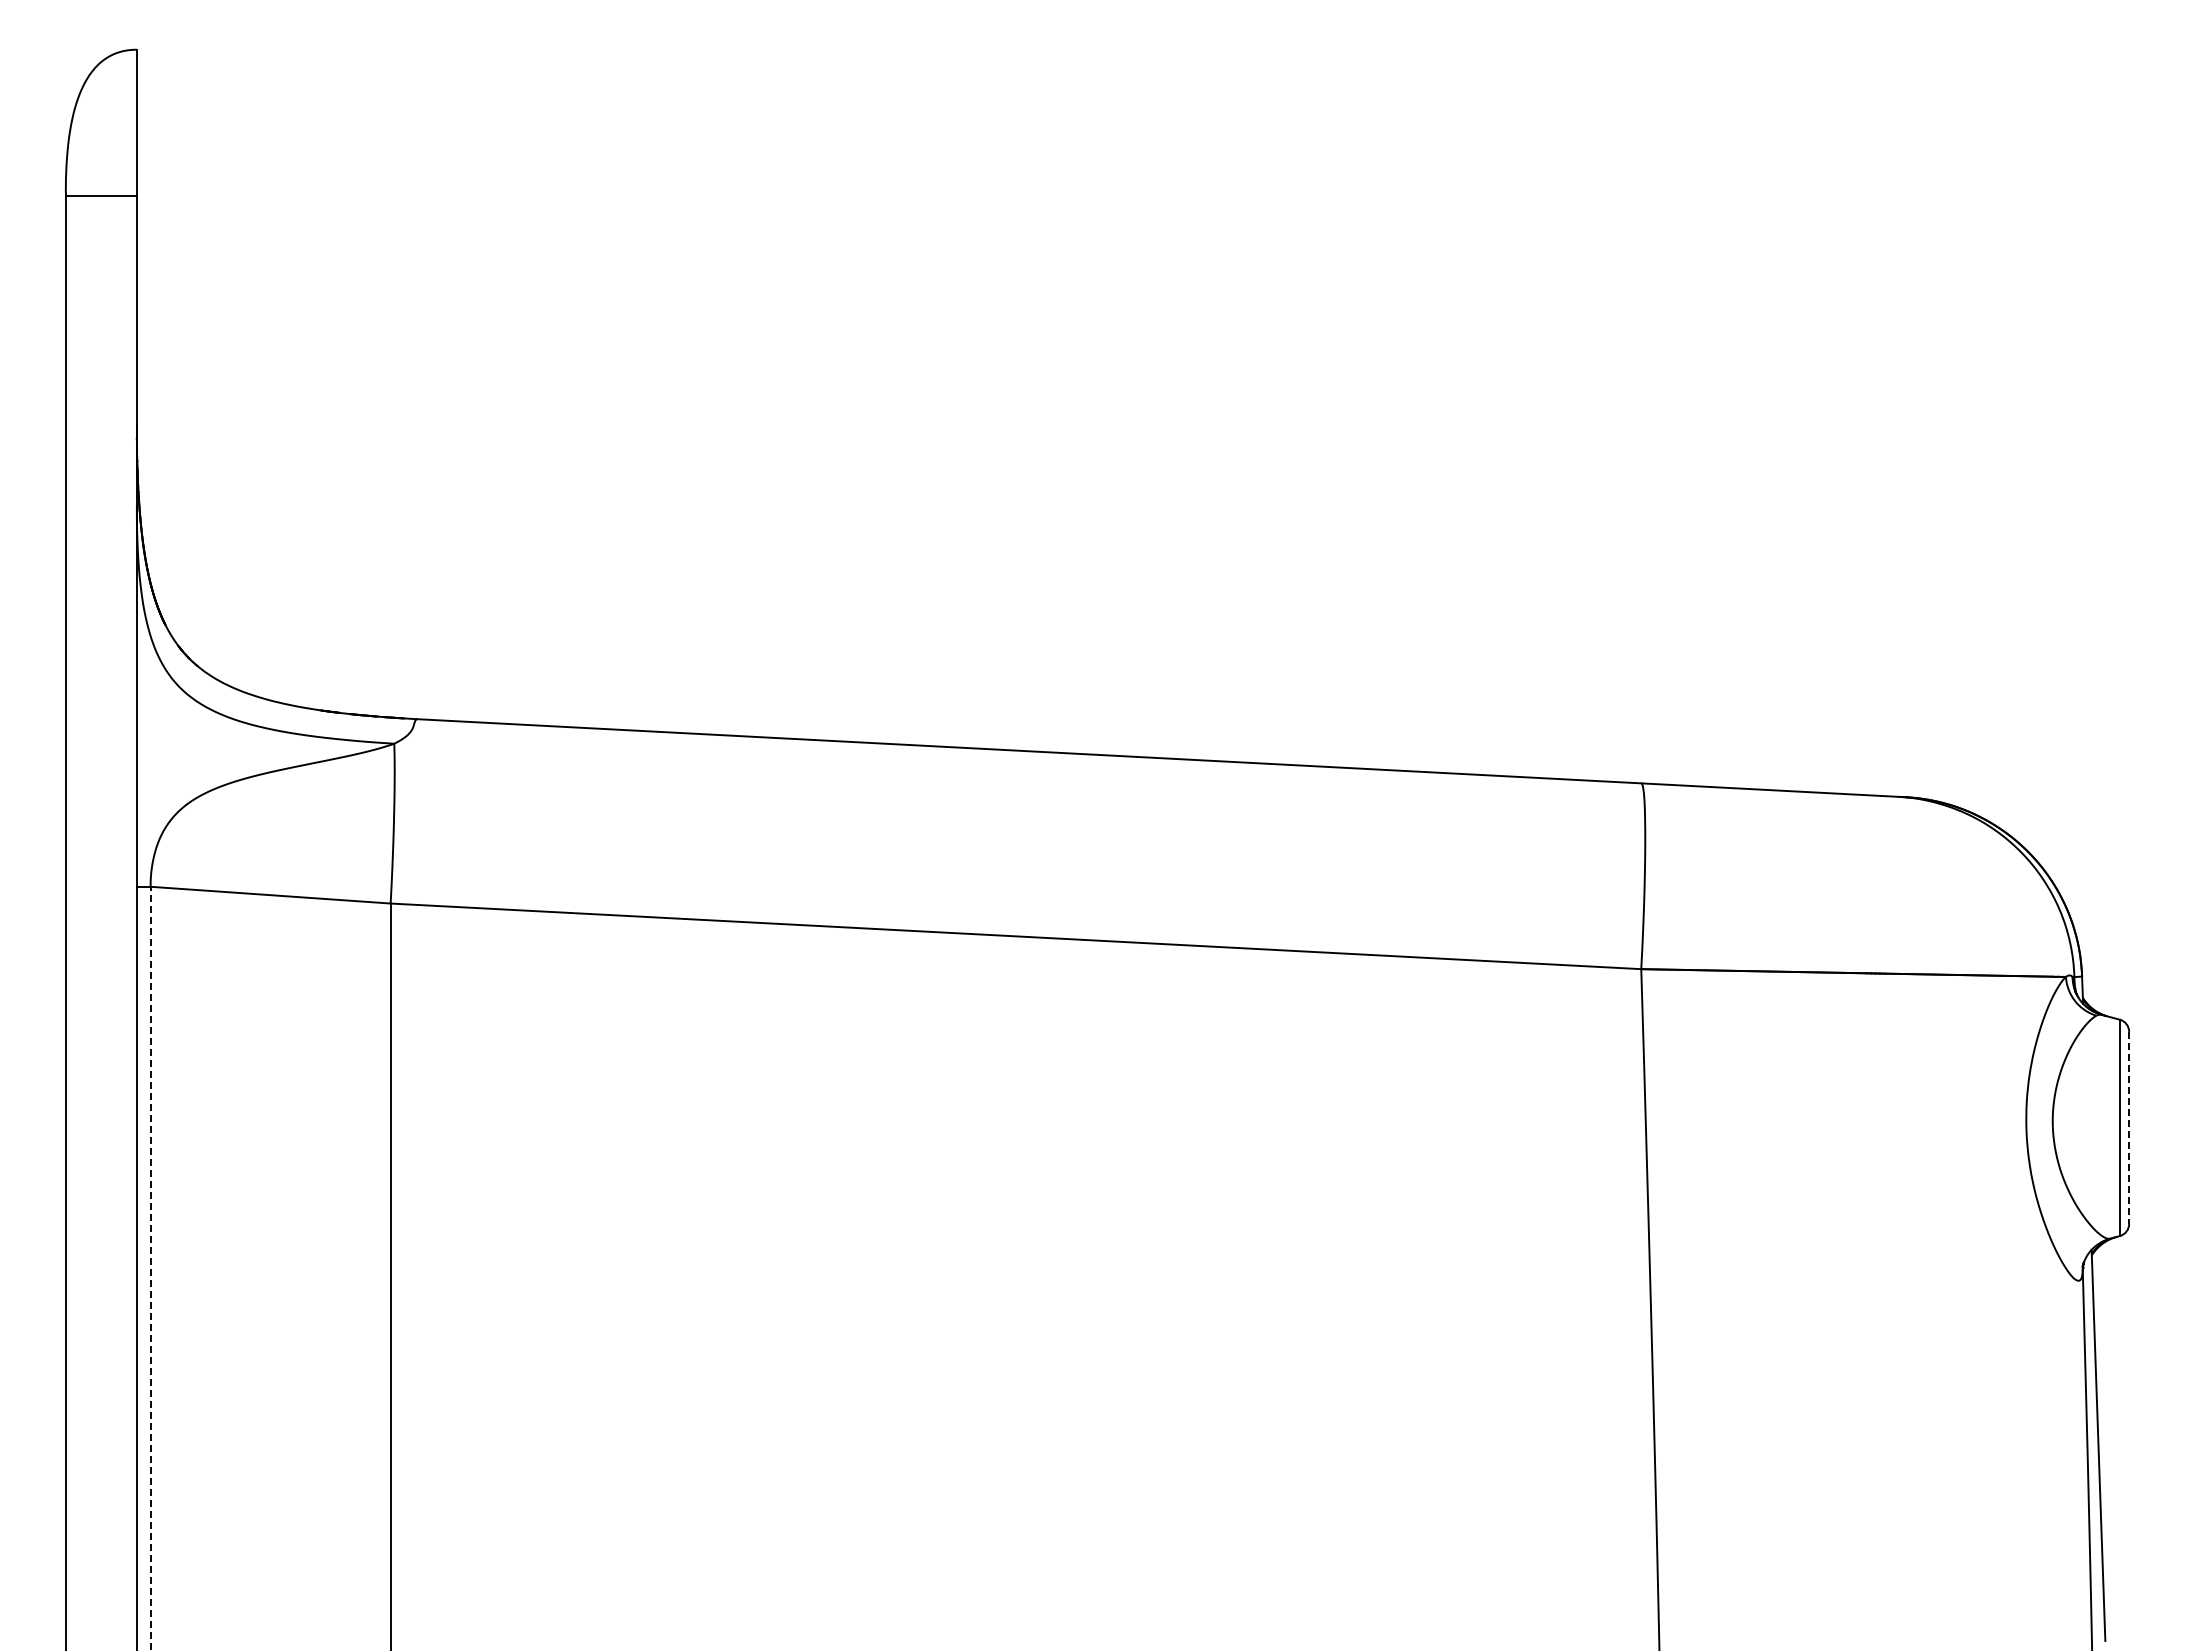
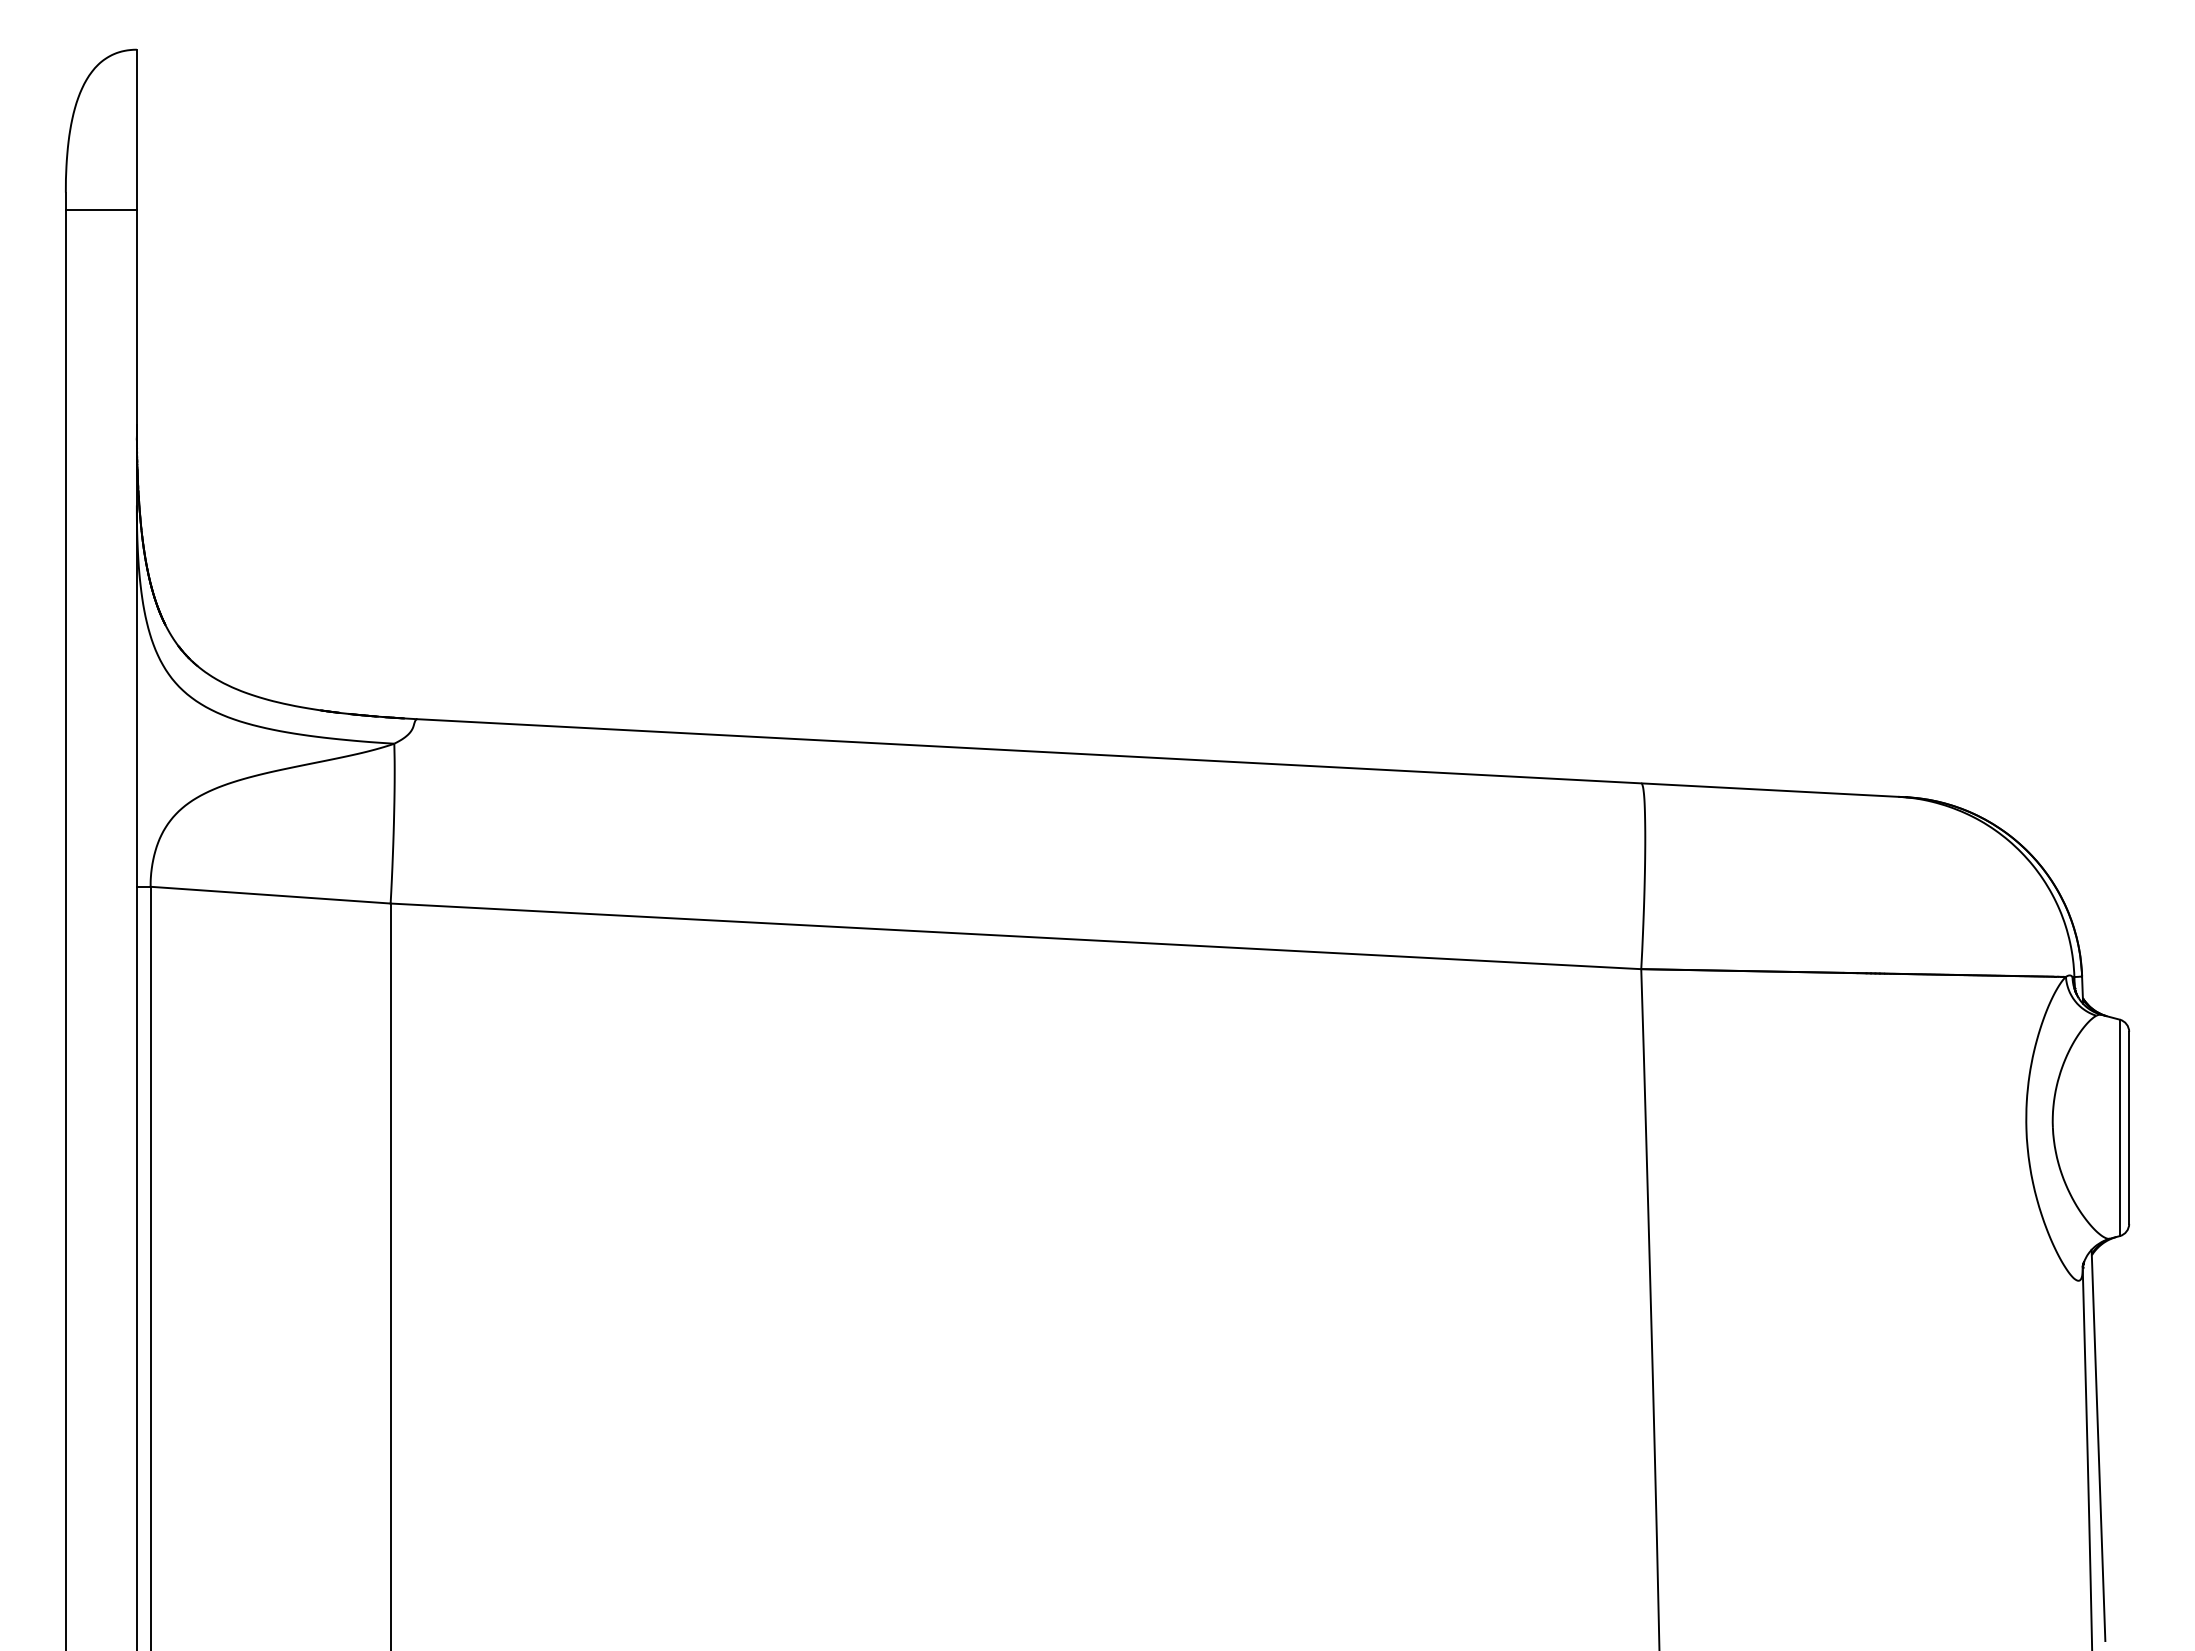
line position: (100, 196) -> (100, 210) (100, 210)
line: dashed -> solid (2129, 1127)
line: dashed -> solid (150, 1268)
